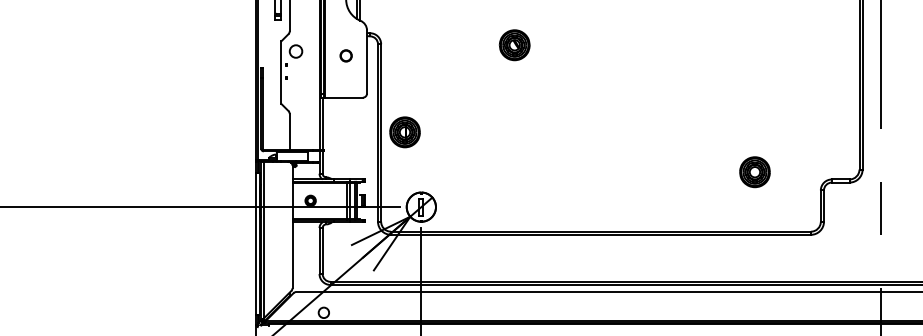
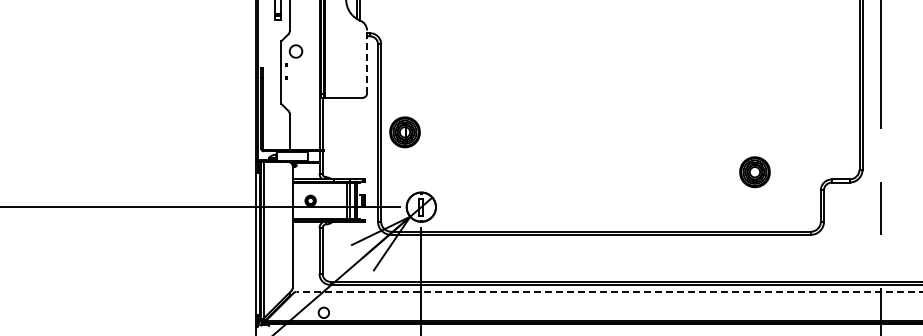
part: present -> none (514, 45)
circle: present -> none (345, 55)
line: solid -> dashed (367, 62)
line: solid -> dashed (609, 291)
